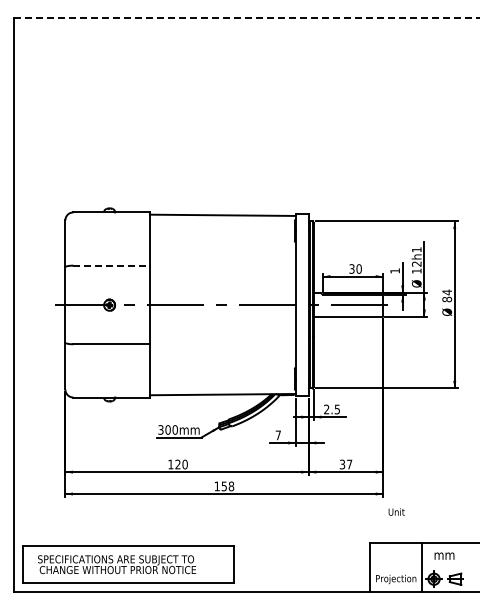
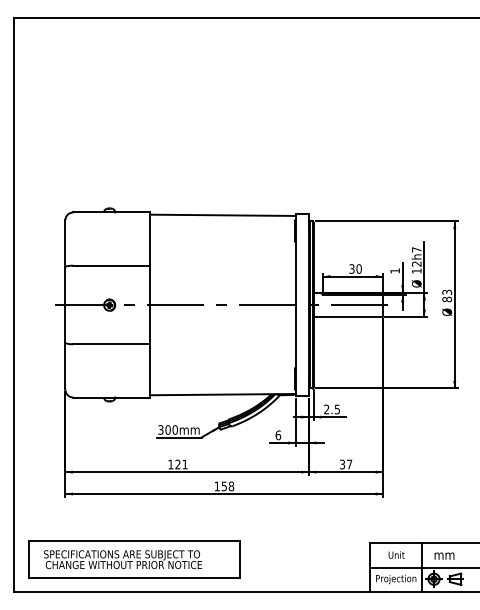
line: dashed -> solid (247, 18)
text: h1 -> h7 (416, 249)
line: dashed -> solid (112, 265)
text: 84 -> 83 (447, 292)
text: 7 -> 6 (278, 435)
text: 120 -> 121 (184, 464)
text position: (396, 511) -> (396, 554) (396, 554)
part position: (128, 564) -> (134, 559) (134, 559)
line: none -> present (423, 567)
